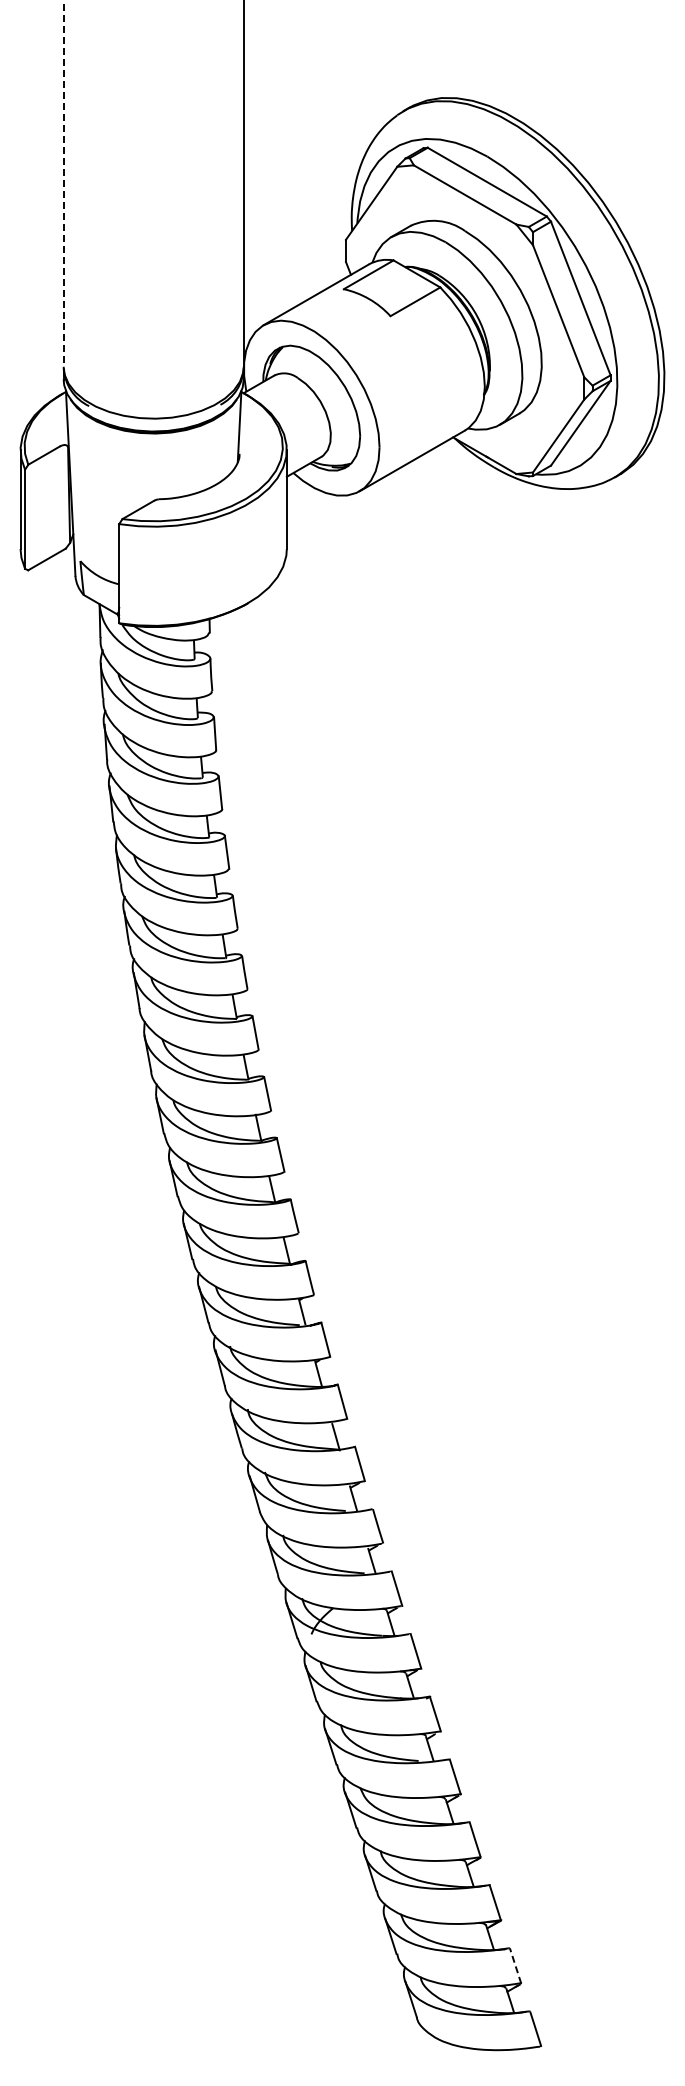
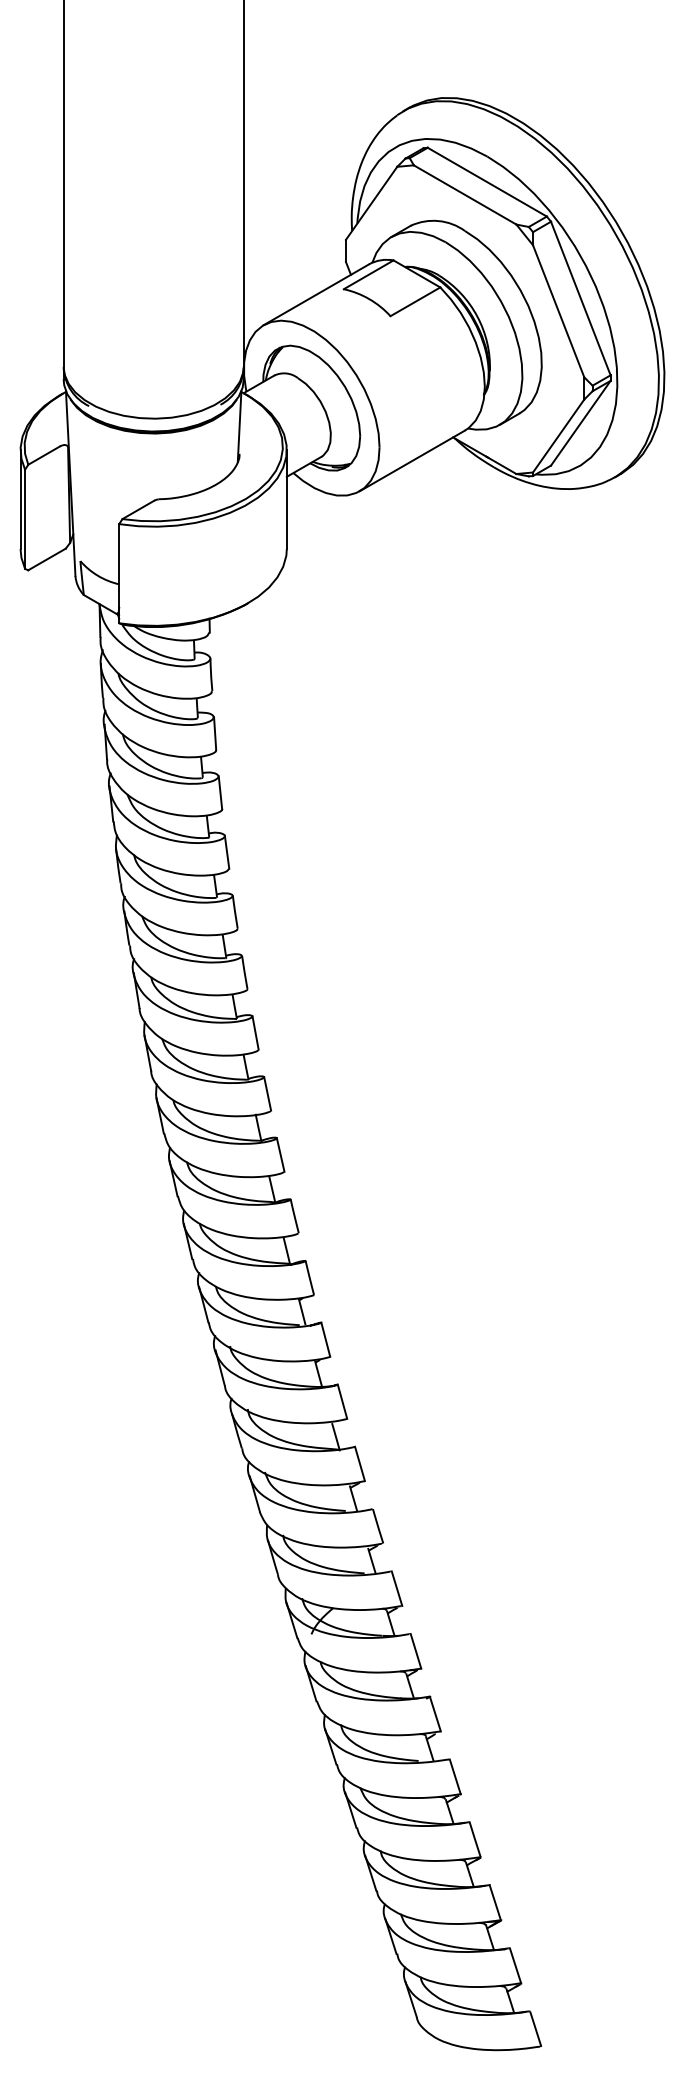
line: dashed -> solid (63, 183)
line: dashed -> solid (515, 1965)
